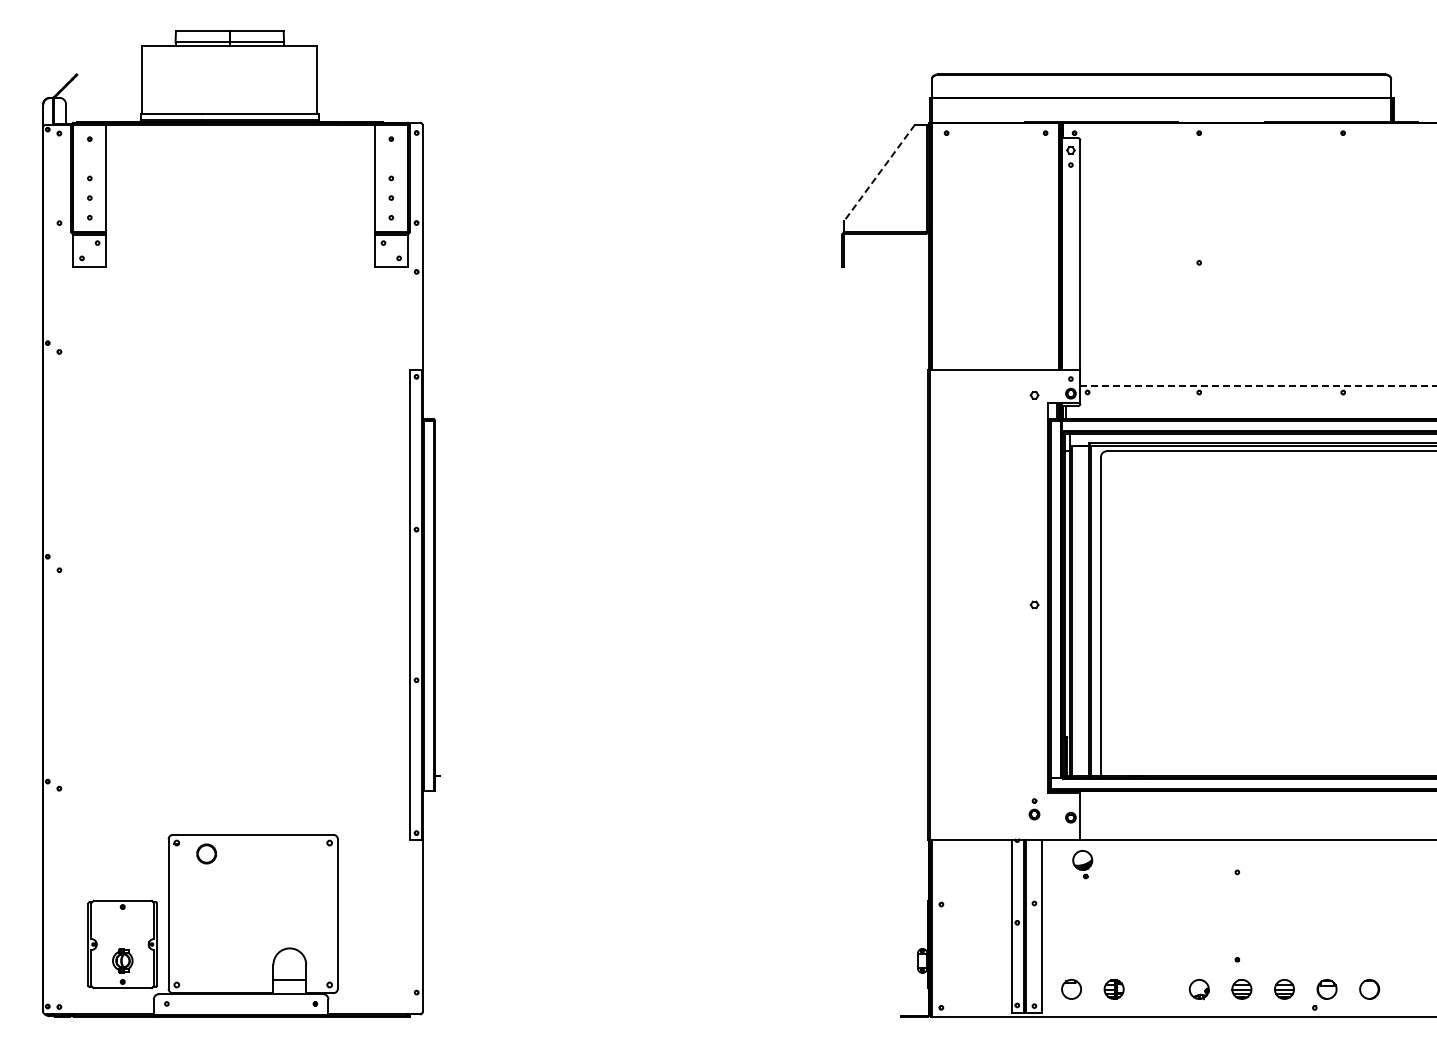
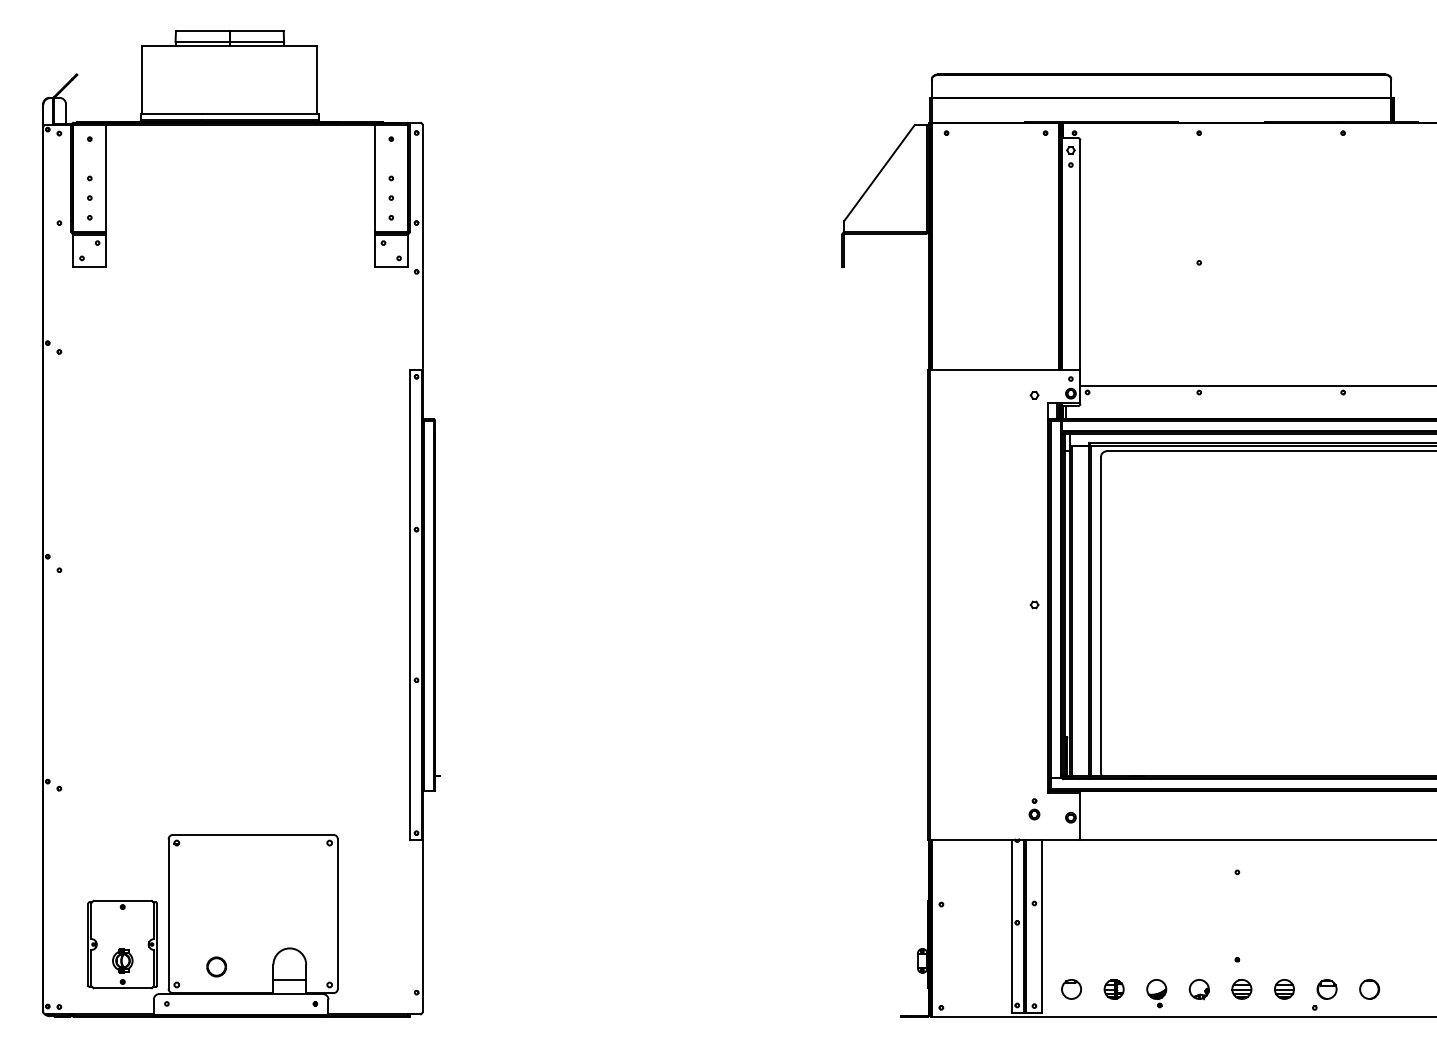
line: dashed -> solid (879, 173)
line: dashed -> solid (1258, 386)
part position: (206, 853) -> (216, 966) (216, 966)
part position: (1082, 864) -> (1156, 993) (1156, 993)
